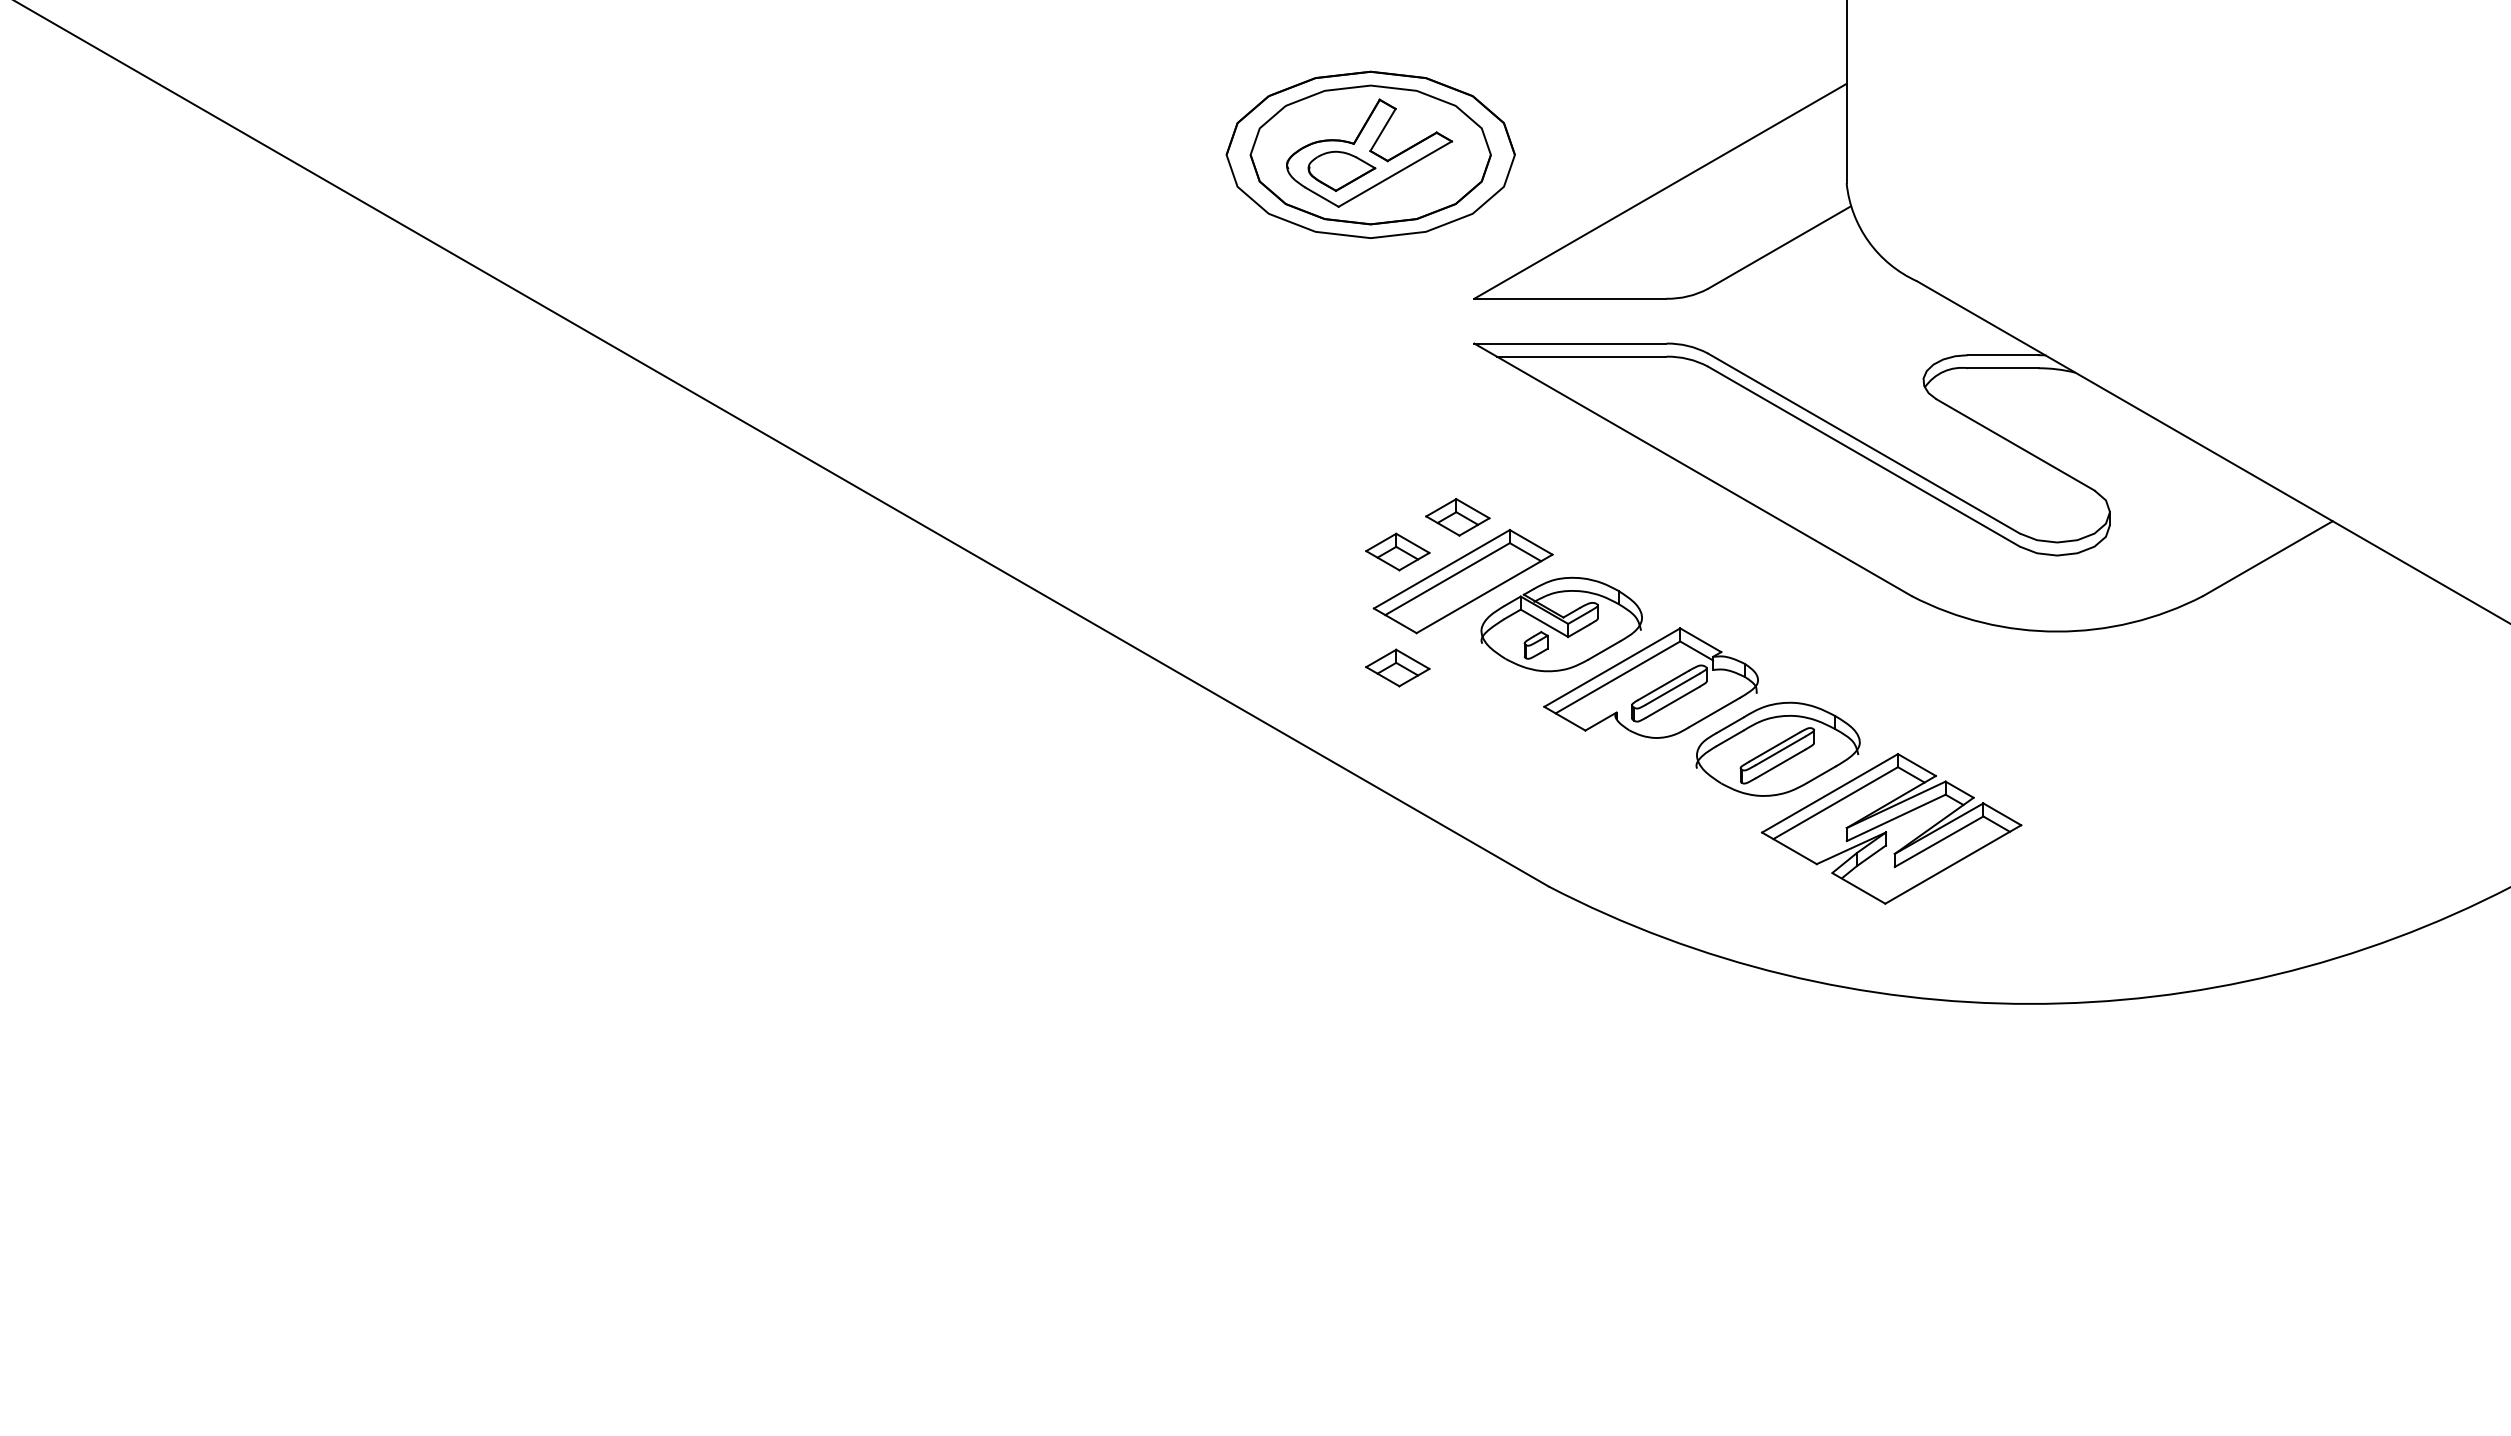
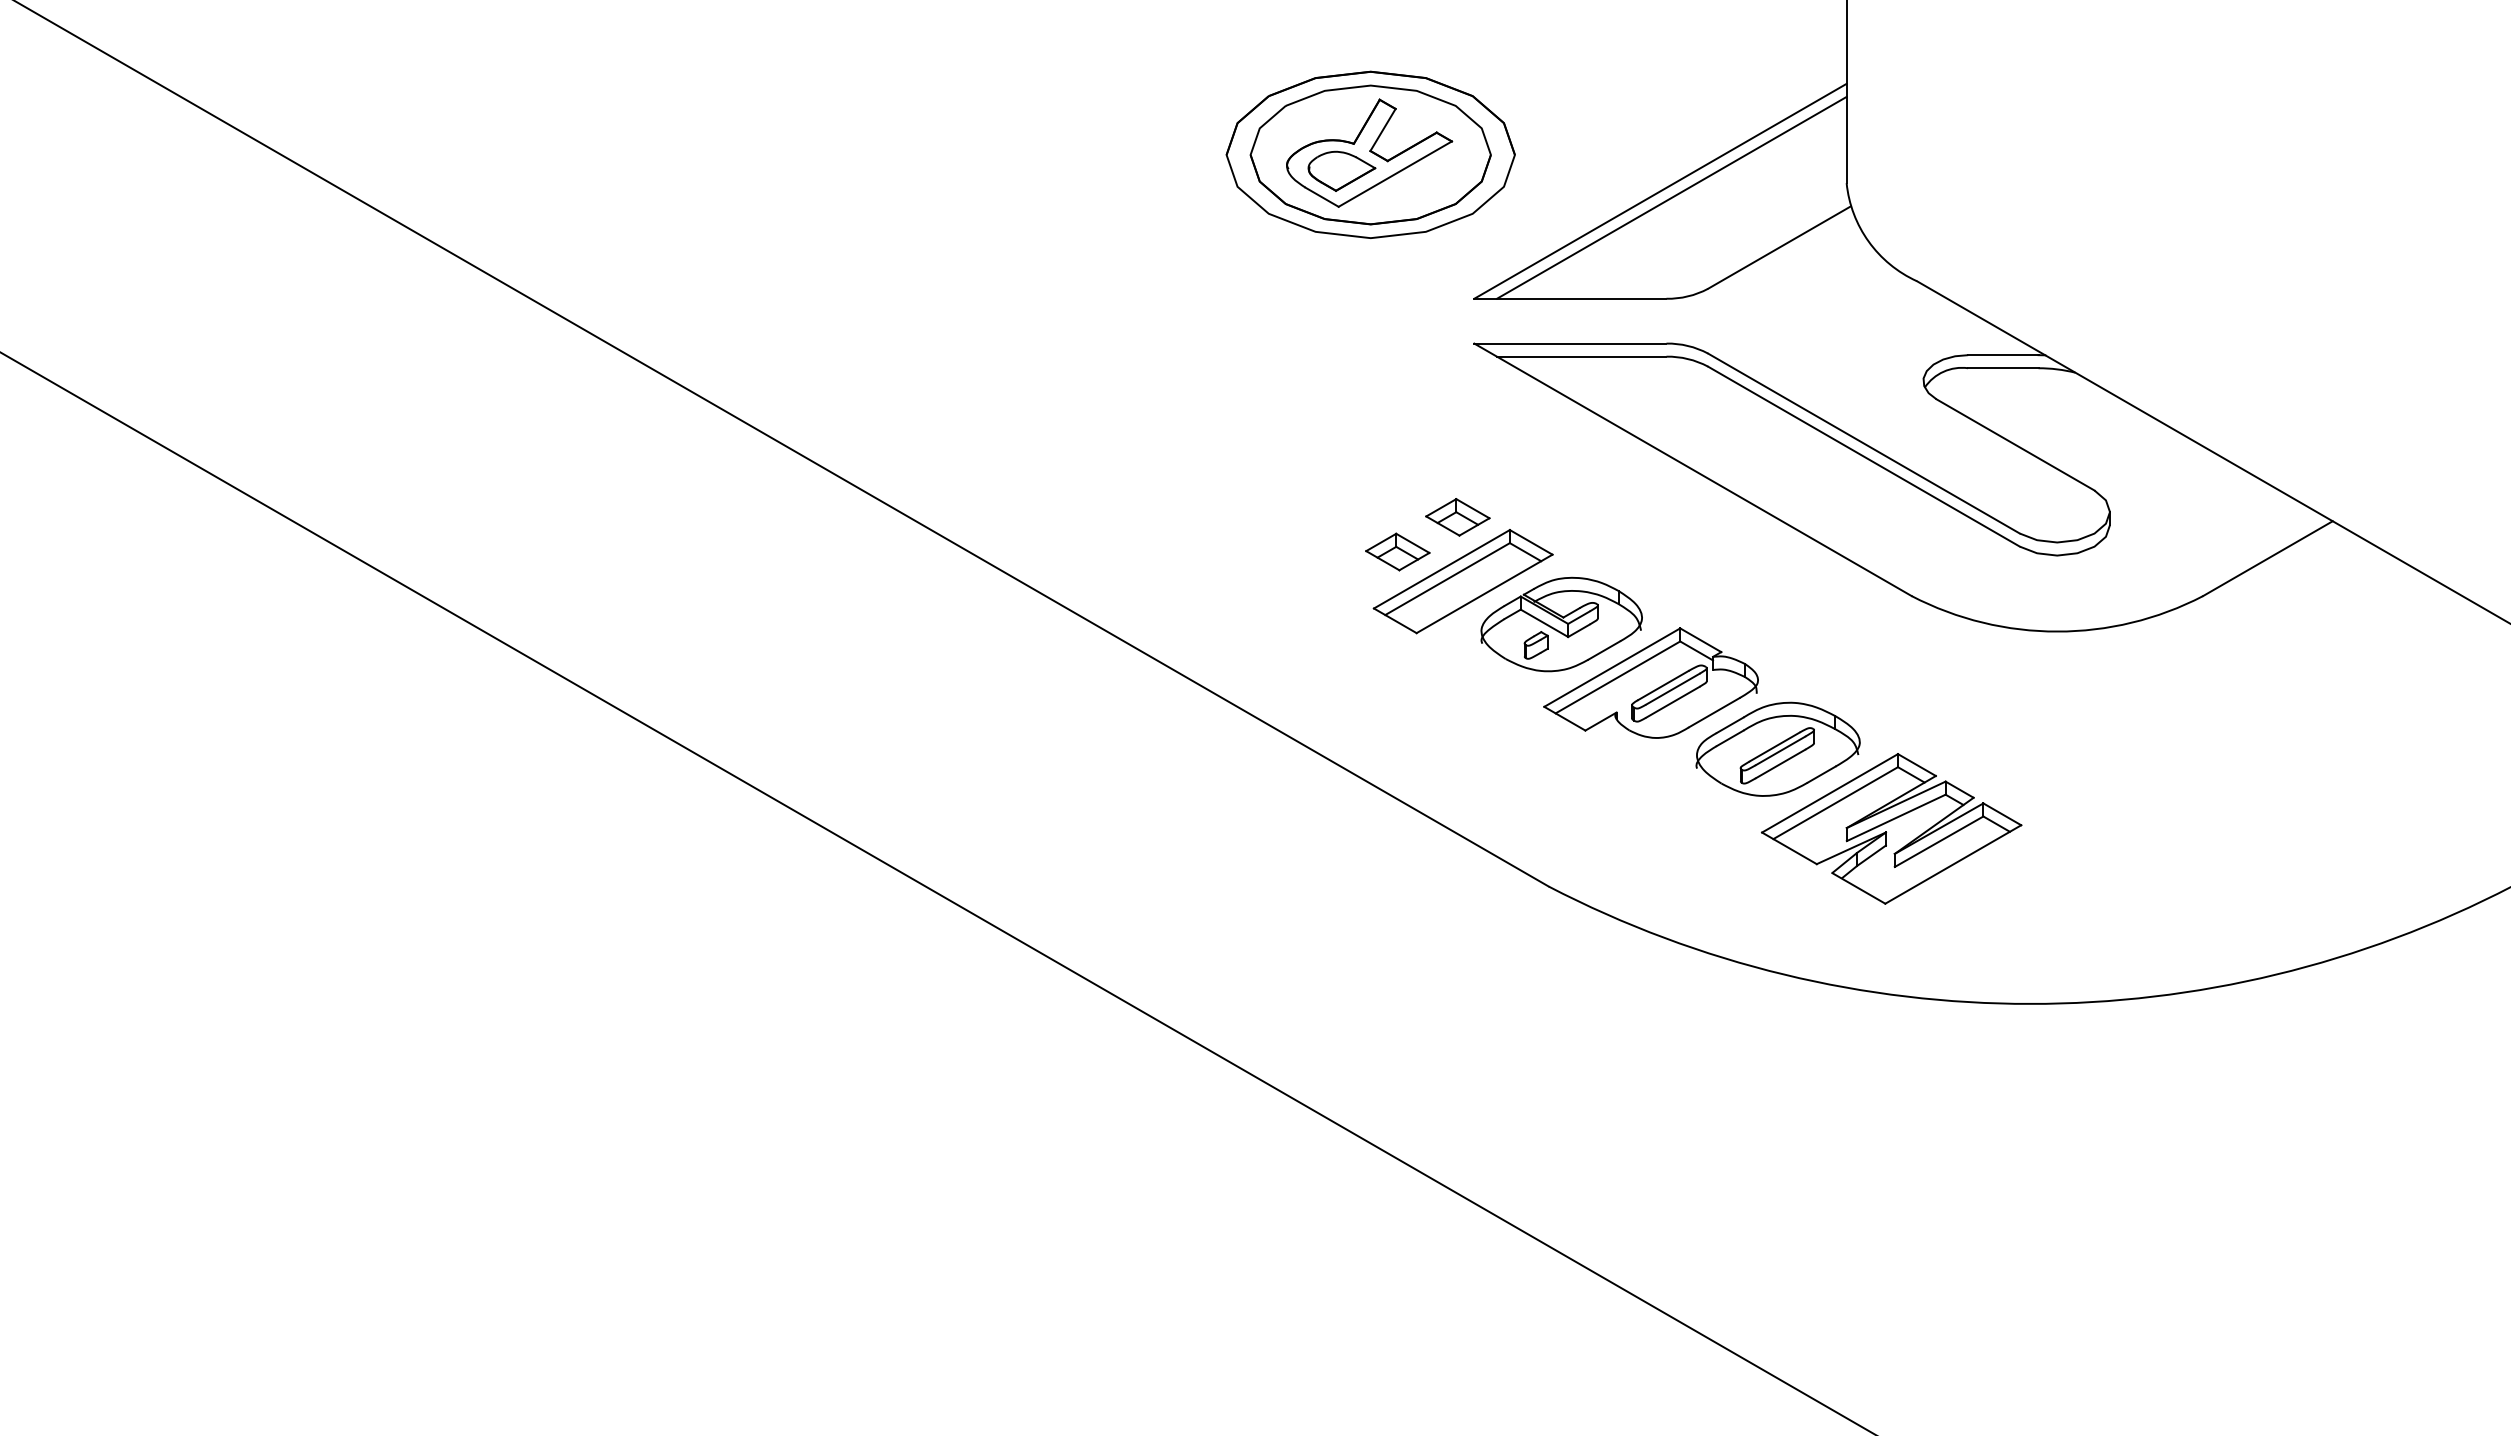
line: none -> present (1671, 197)
part: present -> none (1397, 667)
line: none -> present (937, 892)
